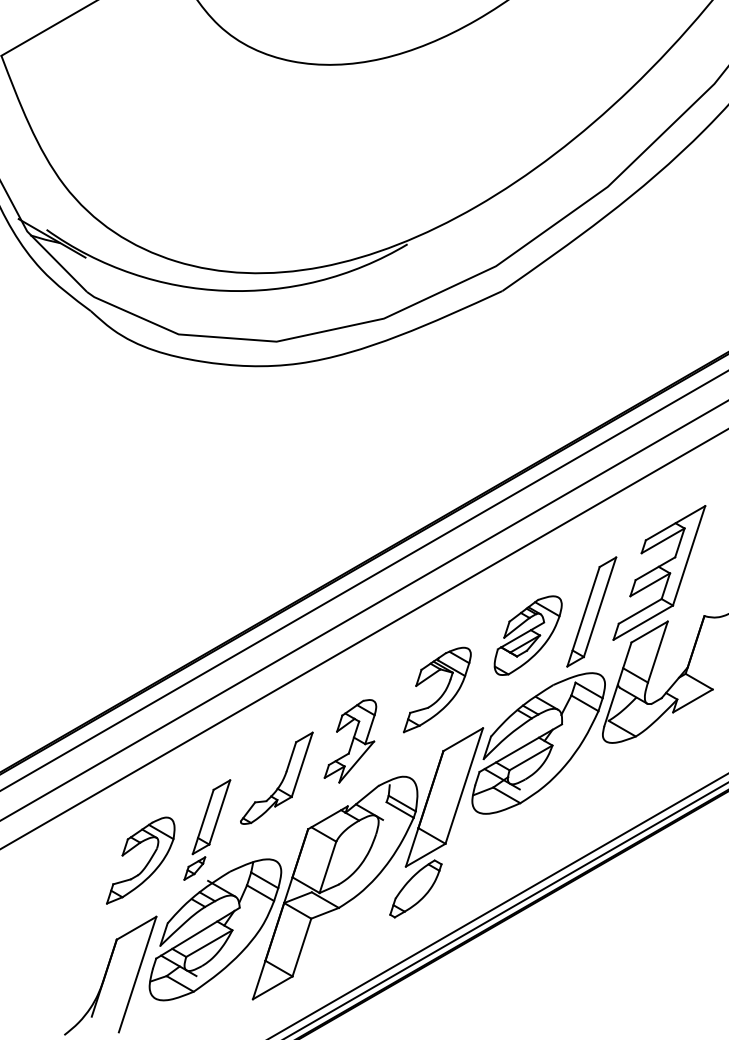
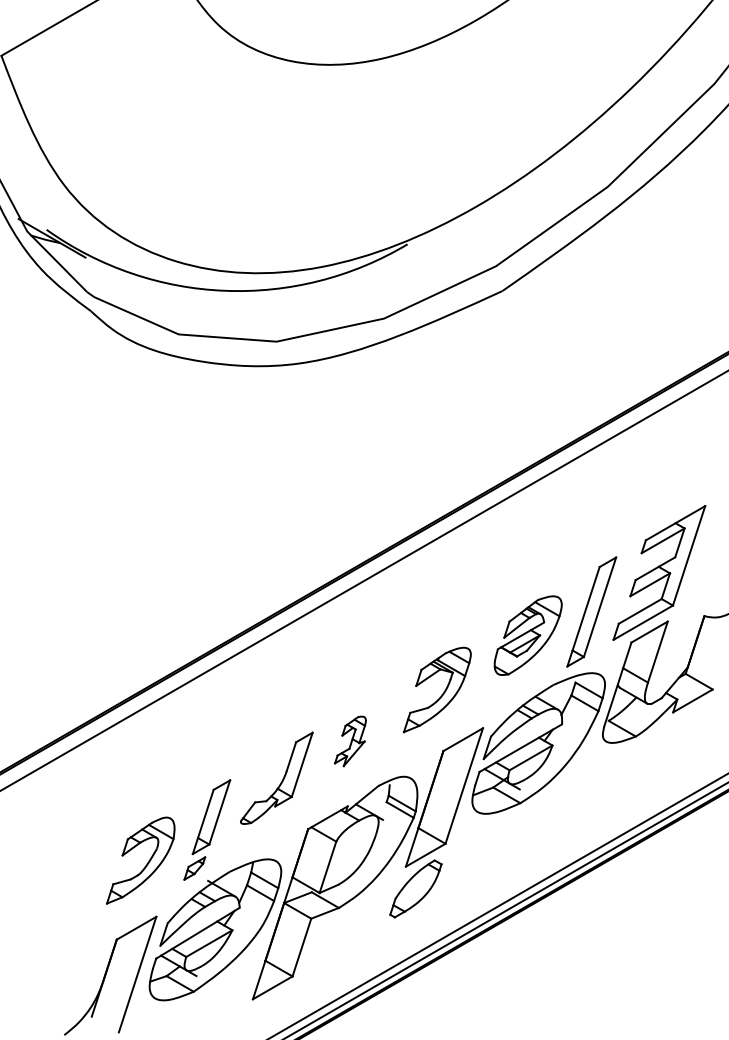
line: present -> none (363, 610)
line: present -> none (363, 638)
part size: 55x85 px -> 33x53 px (350, 741)
